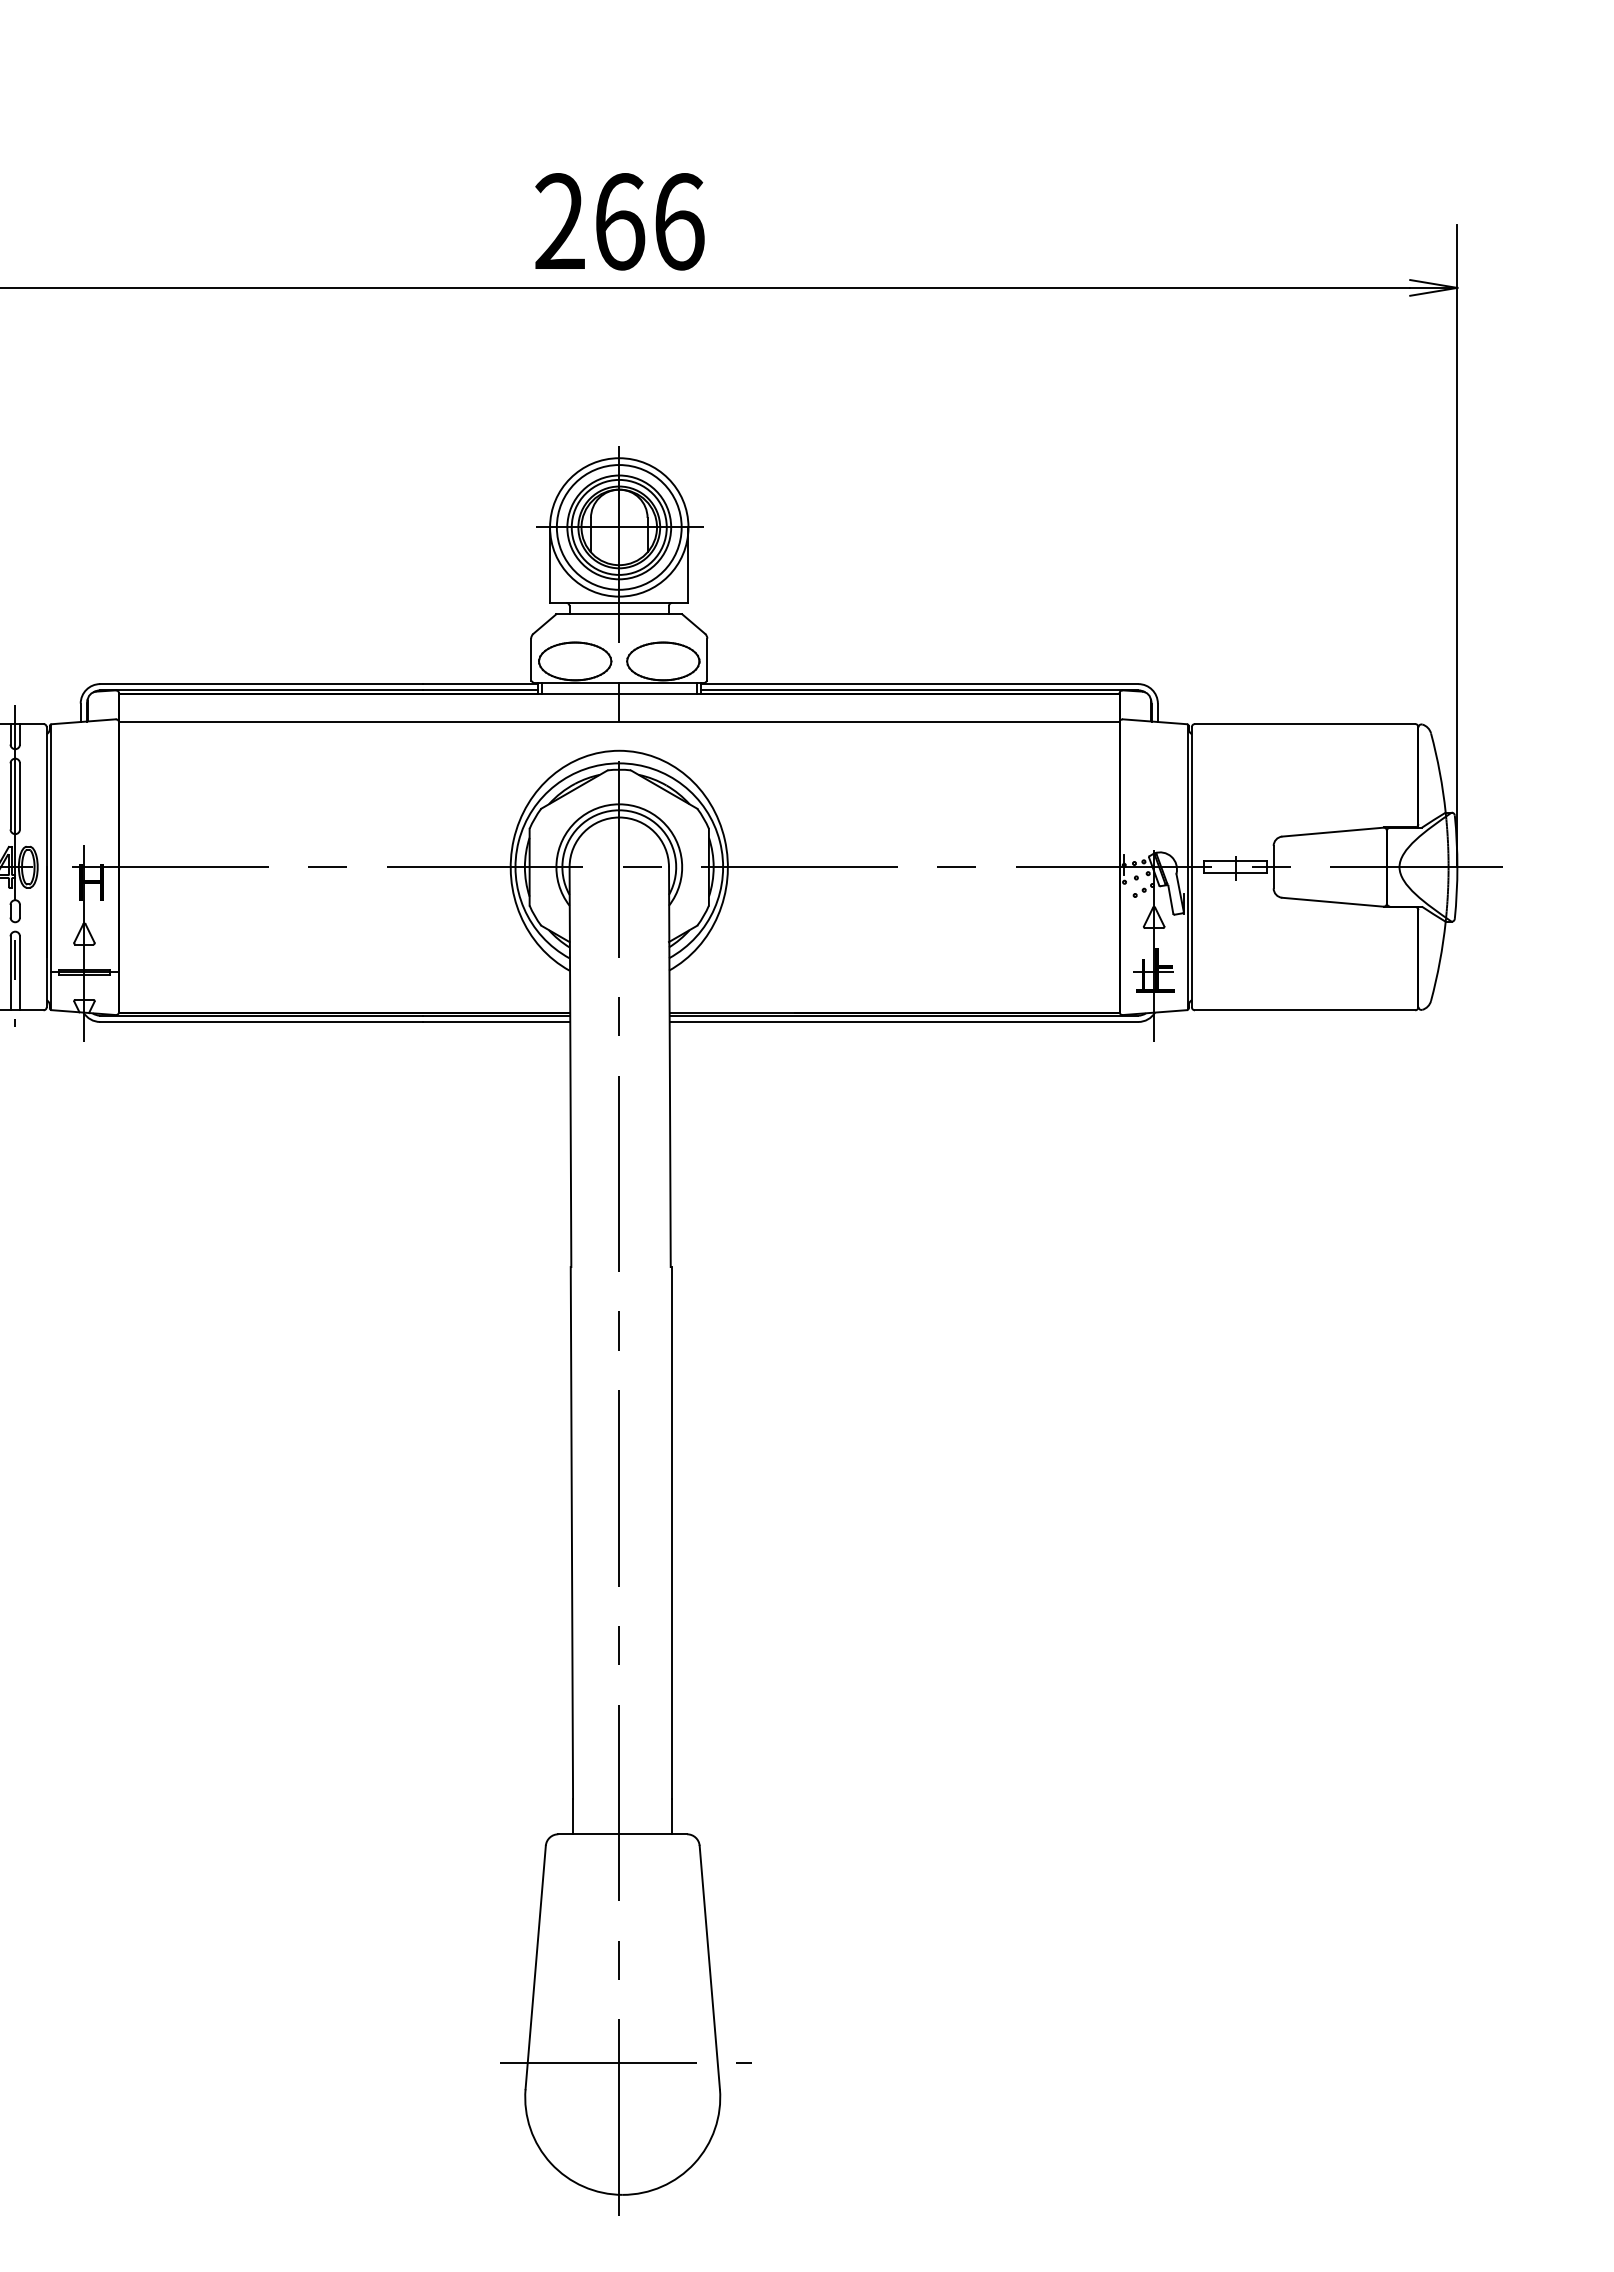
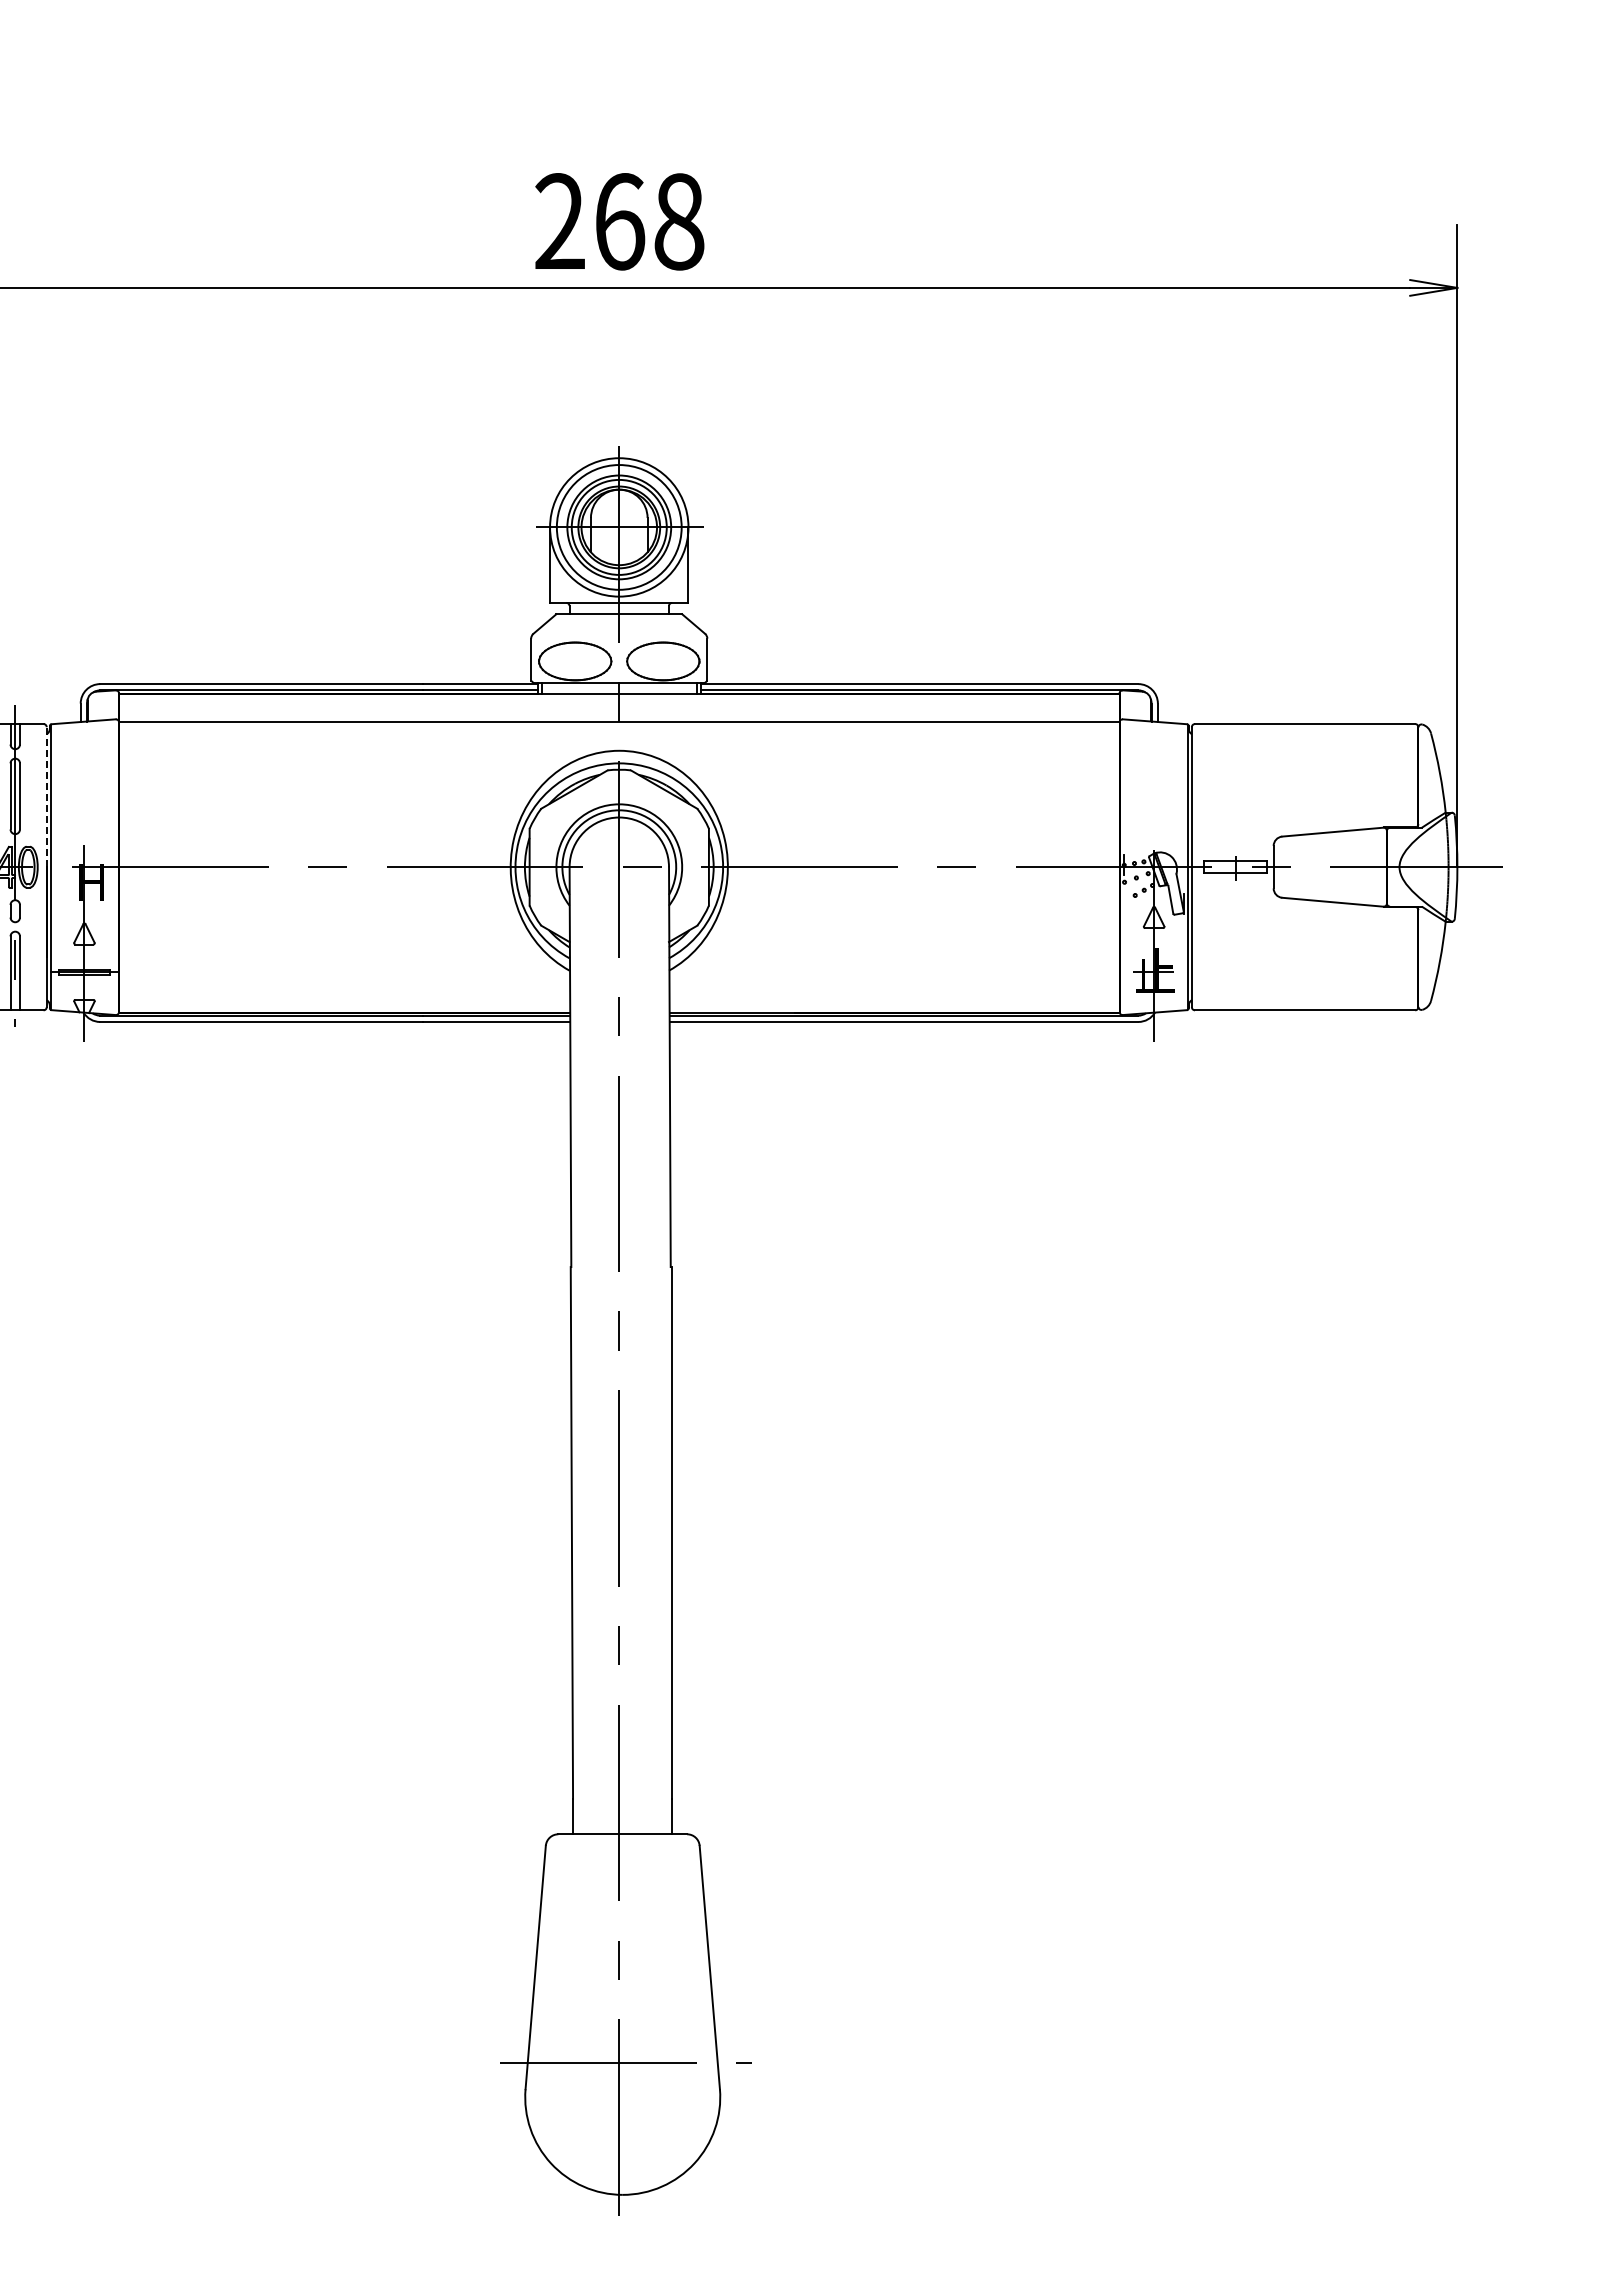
text: 266 -> 268 (679, 221)
line: solid -> dashed (46, 797)
